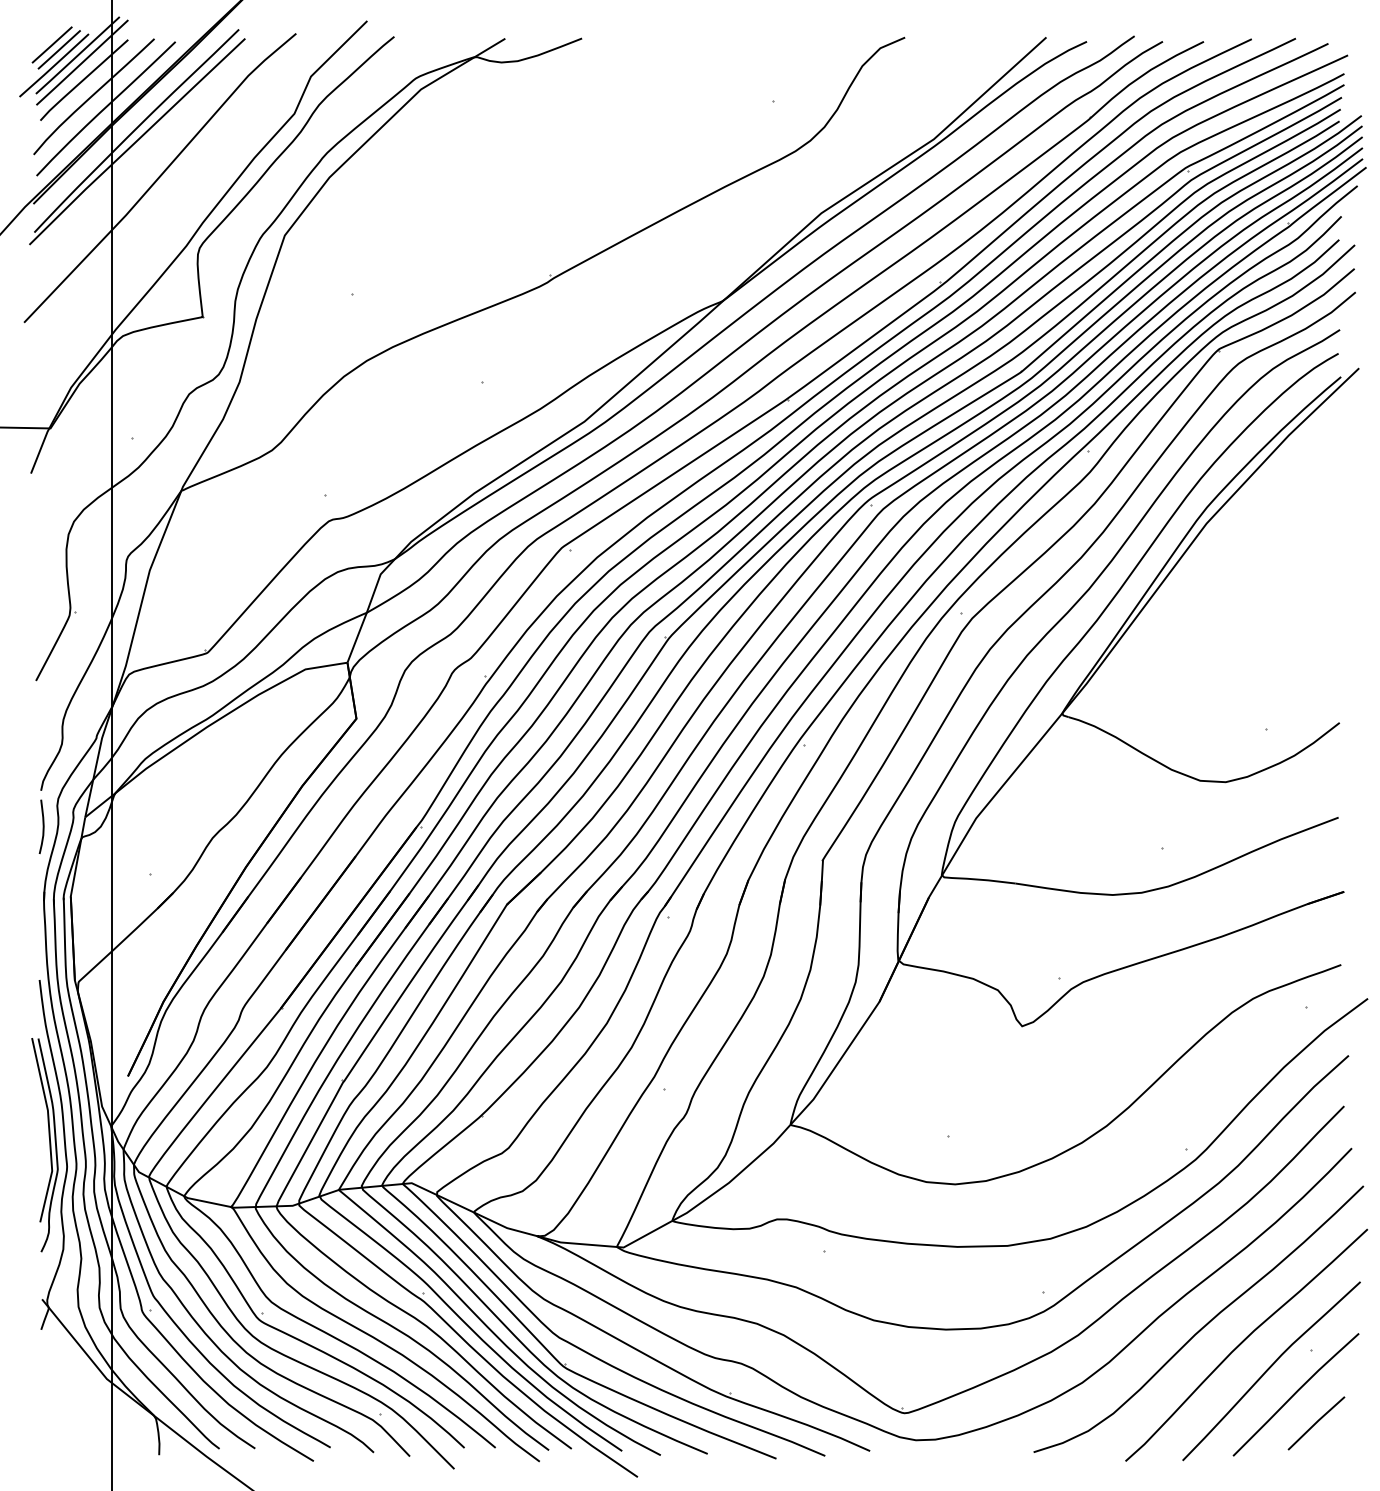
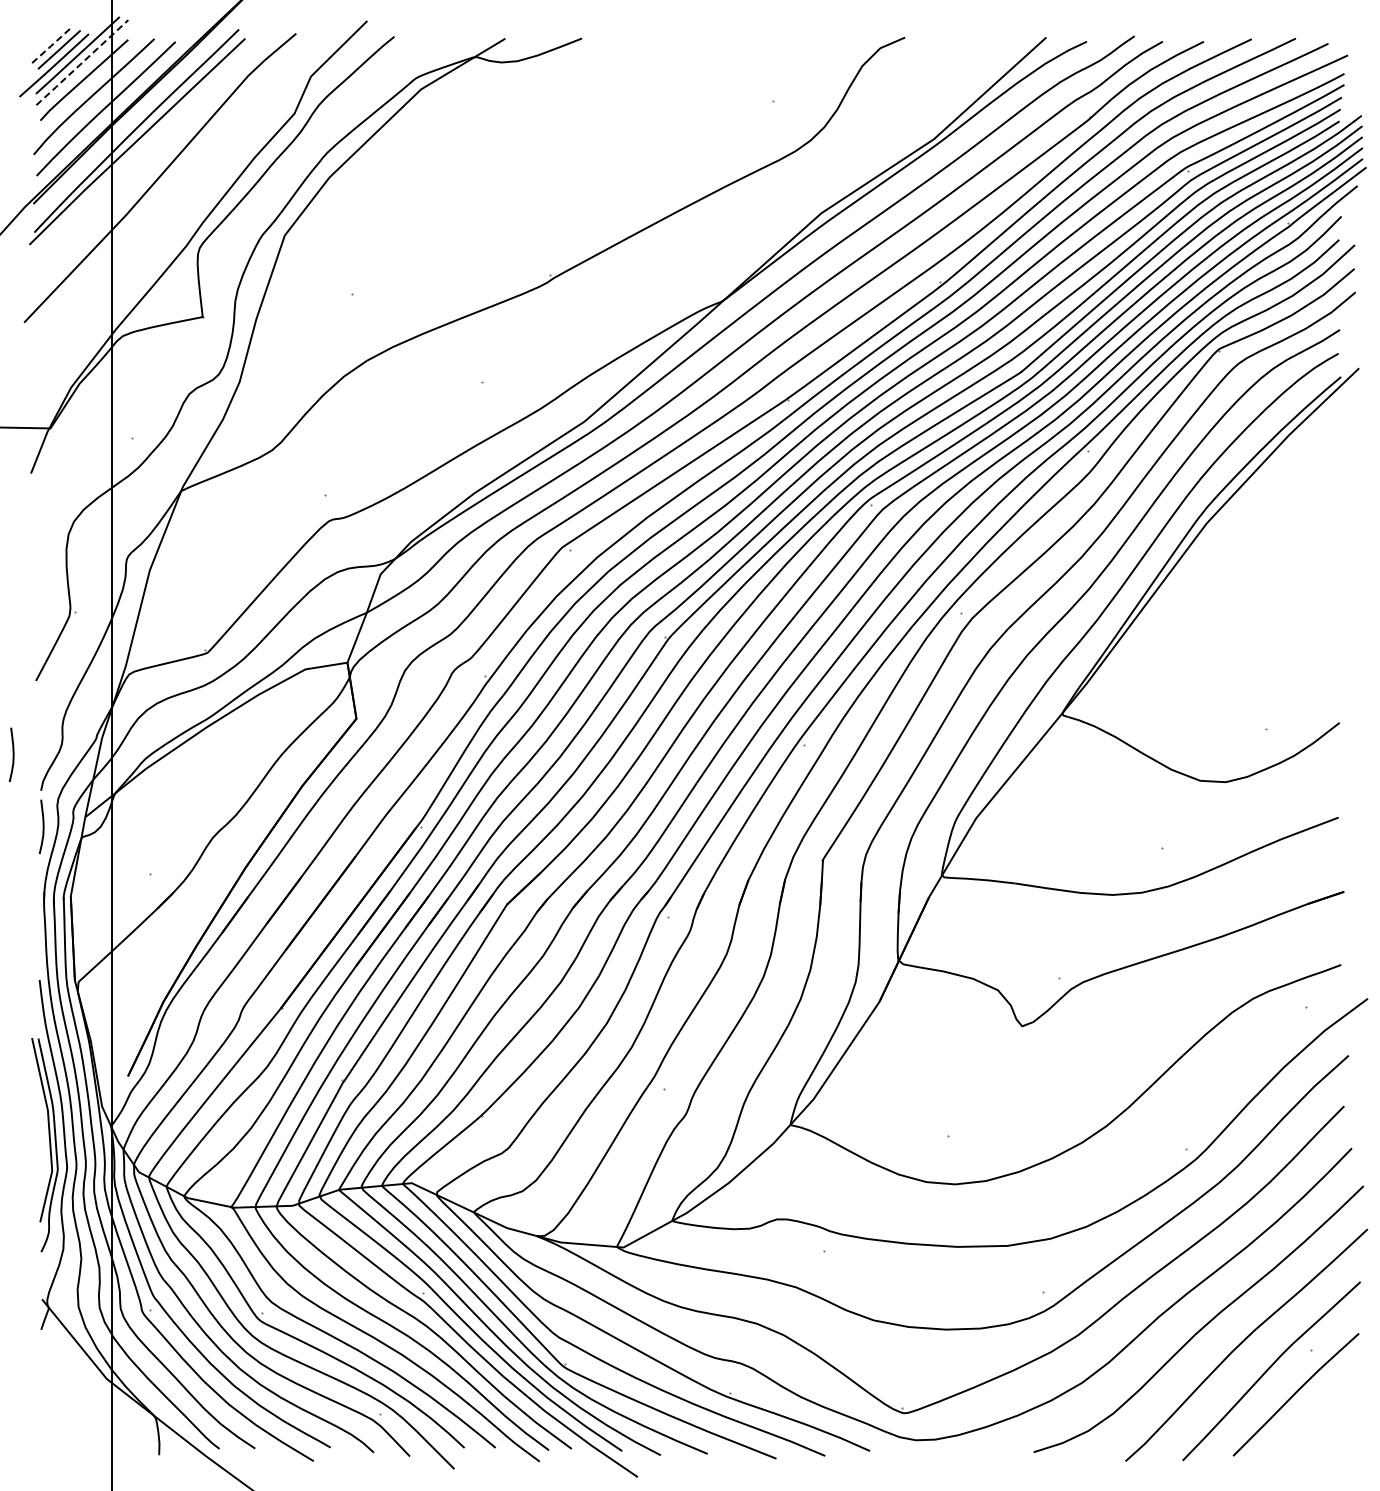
line: solid -> dashed (51, 45)
line: solid -> dashed (82, 62)
curve: none -> present (12, 754)
line: present -> none (1316, 1423)
